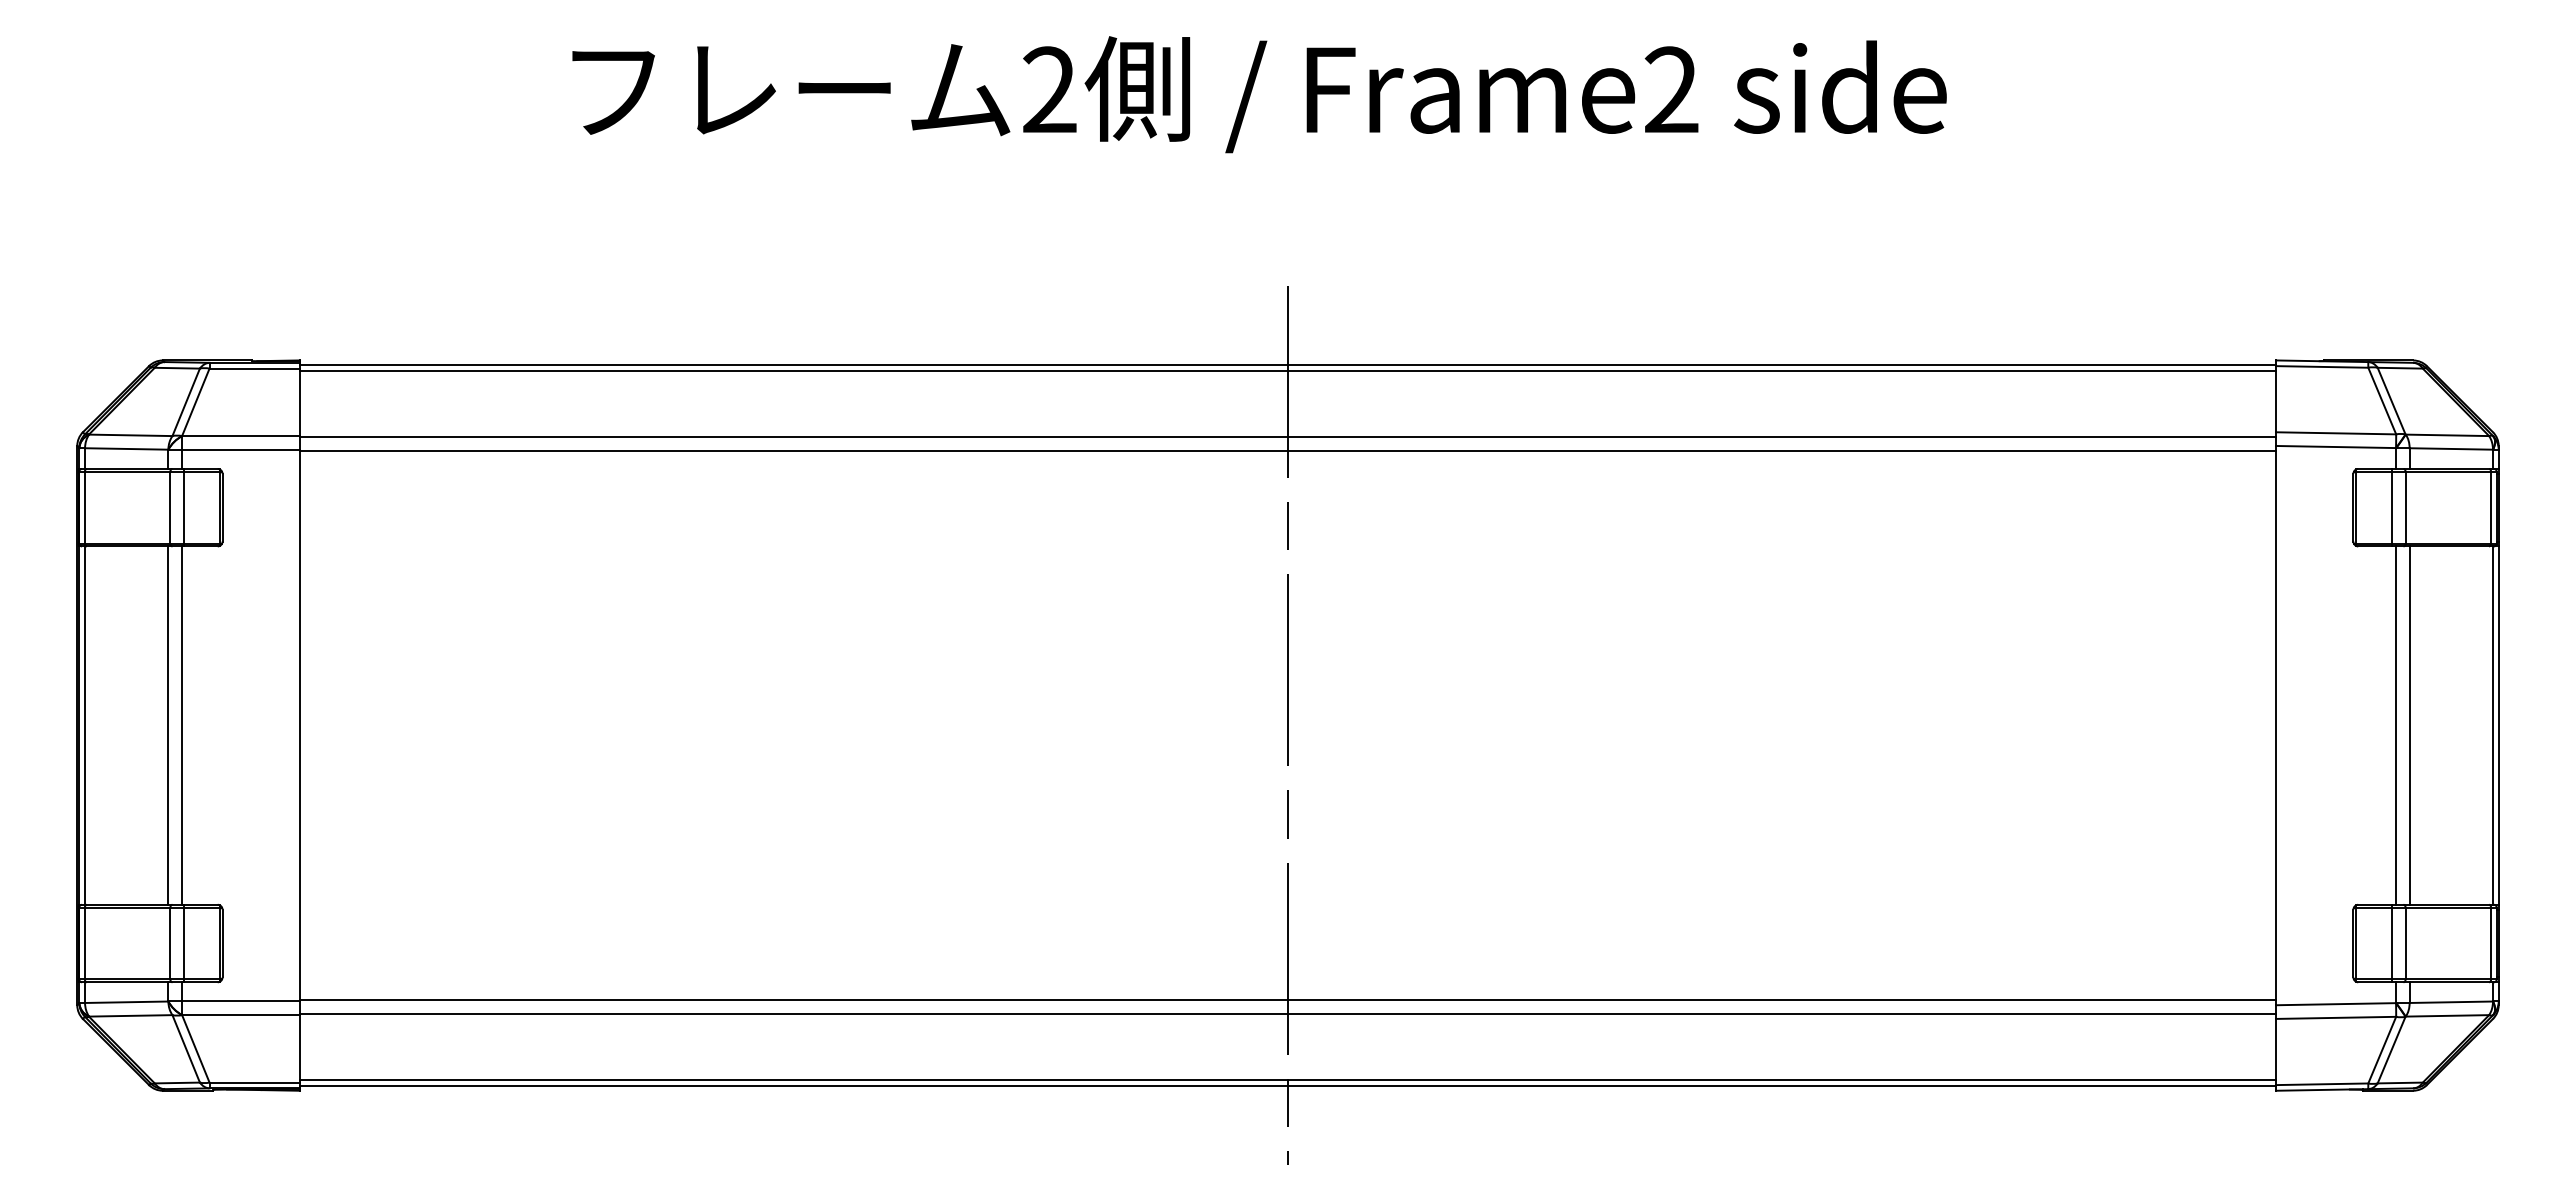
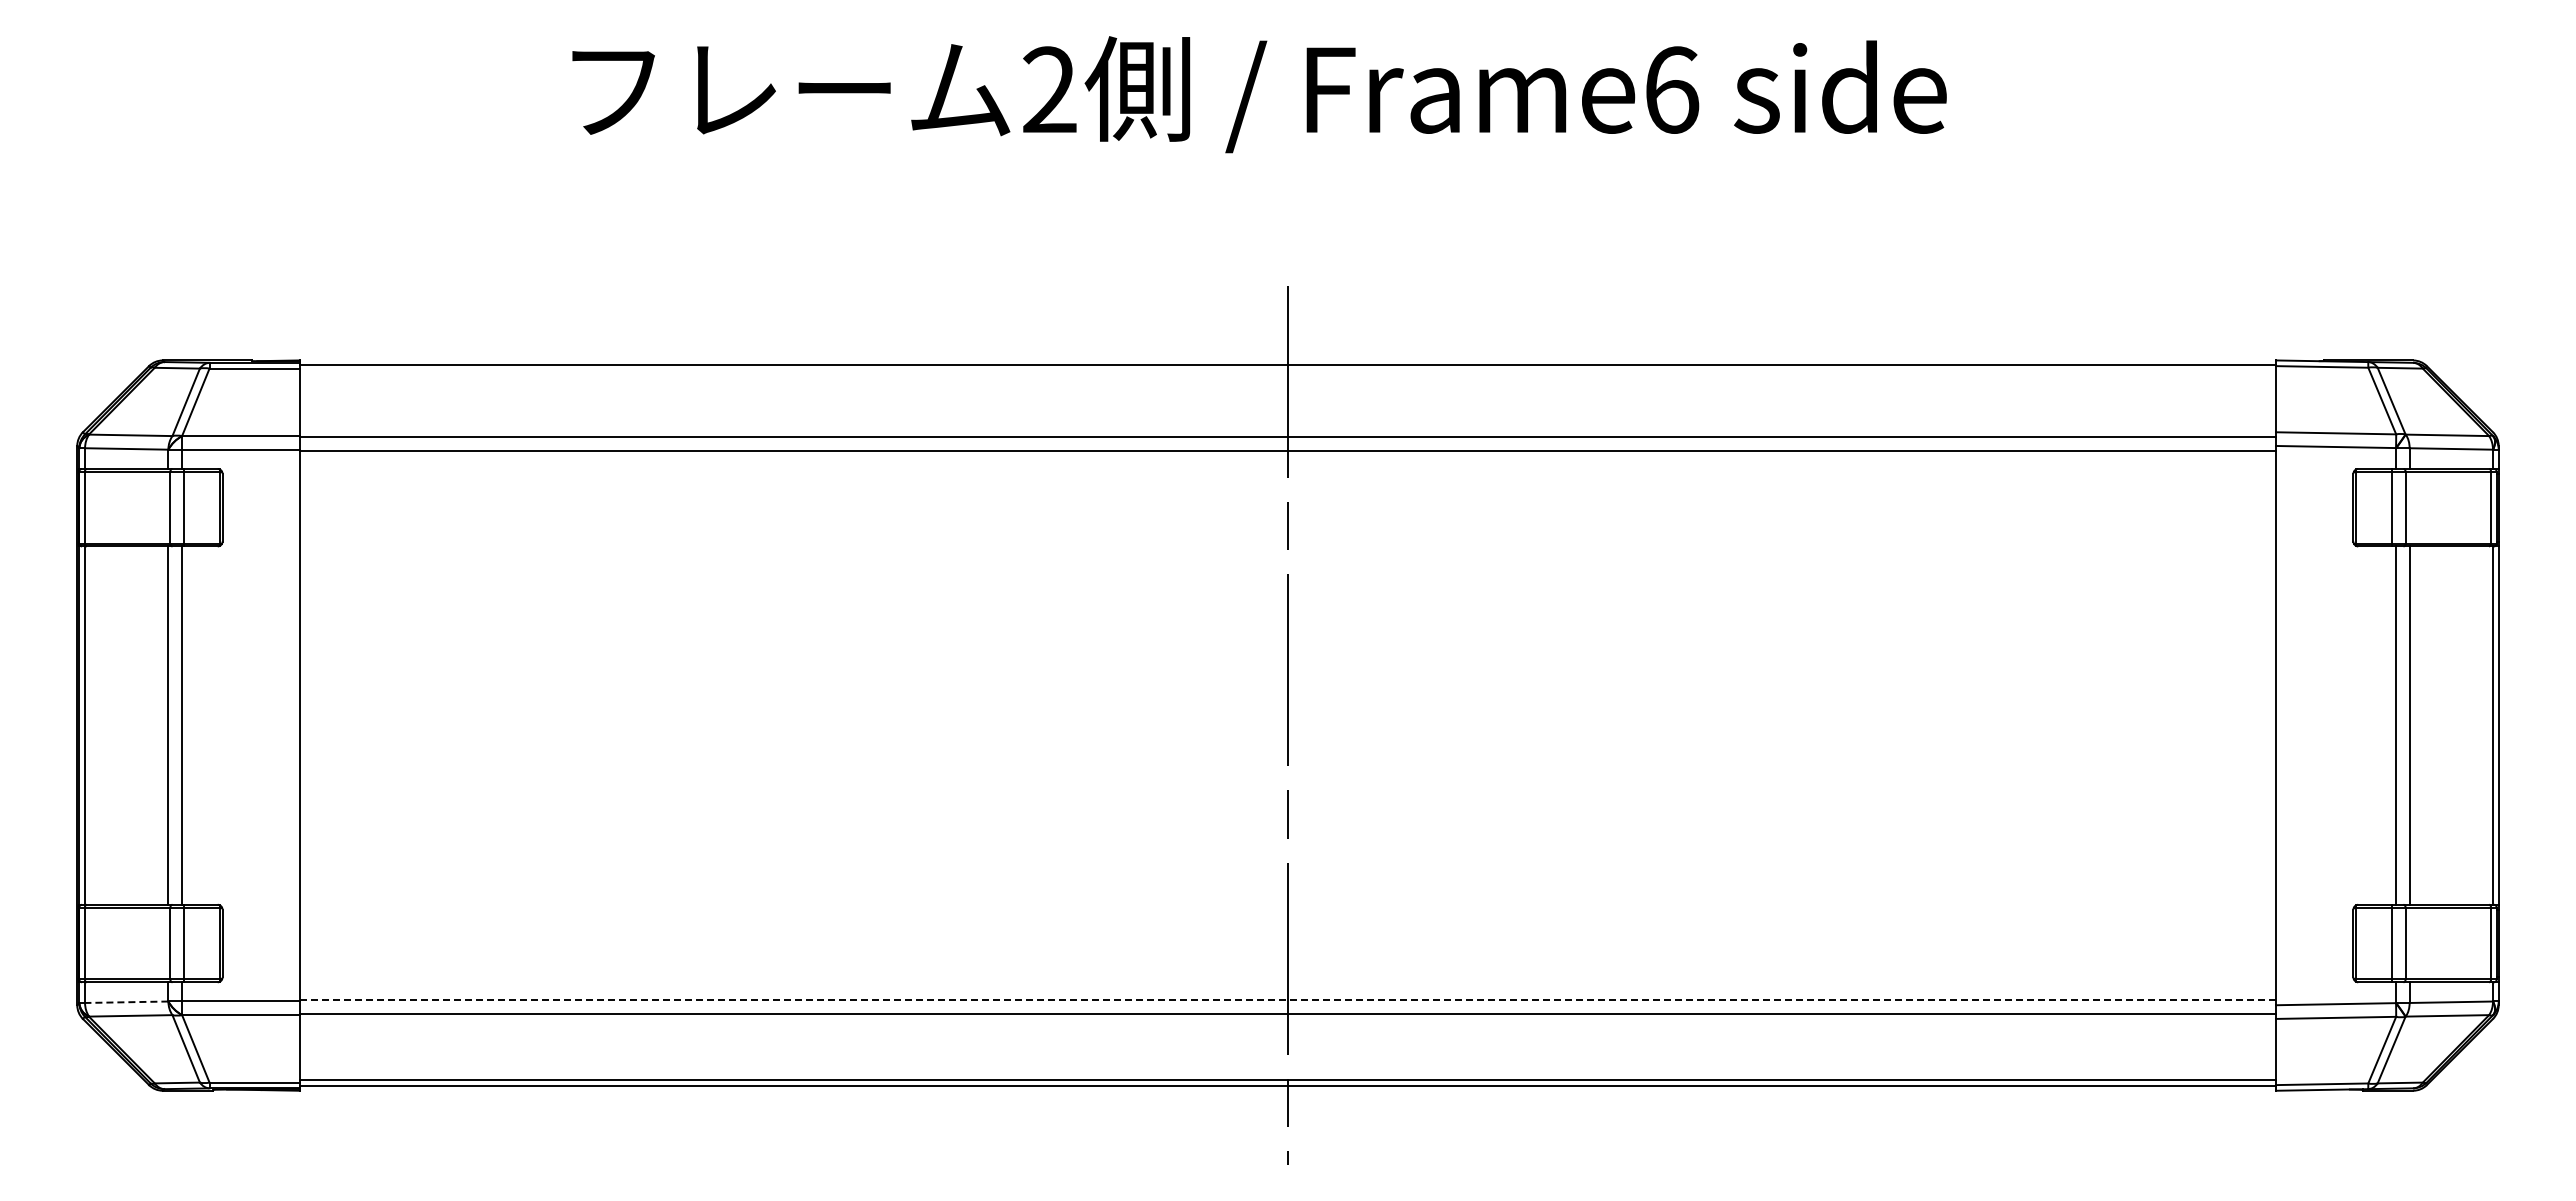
text: Frame2 -> Frame6 (1671, 89)
line: present -> none (1287, 370)
line: solid -> dashed (1287, 1000)
line: solid -> dashed (126, 1002)
